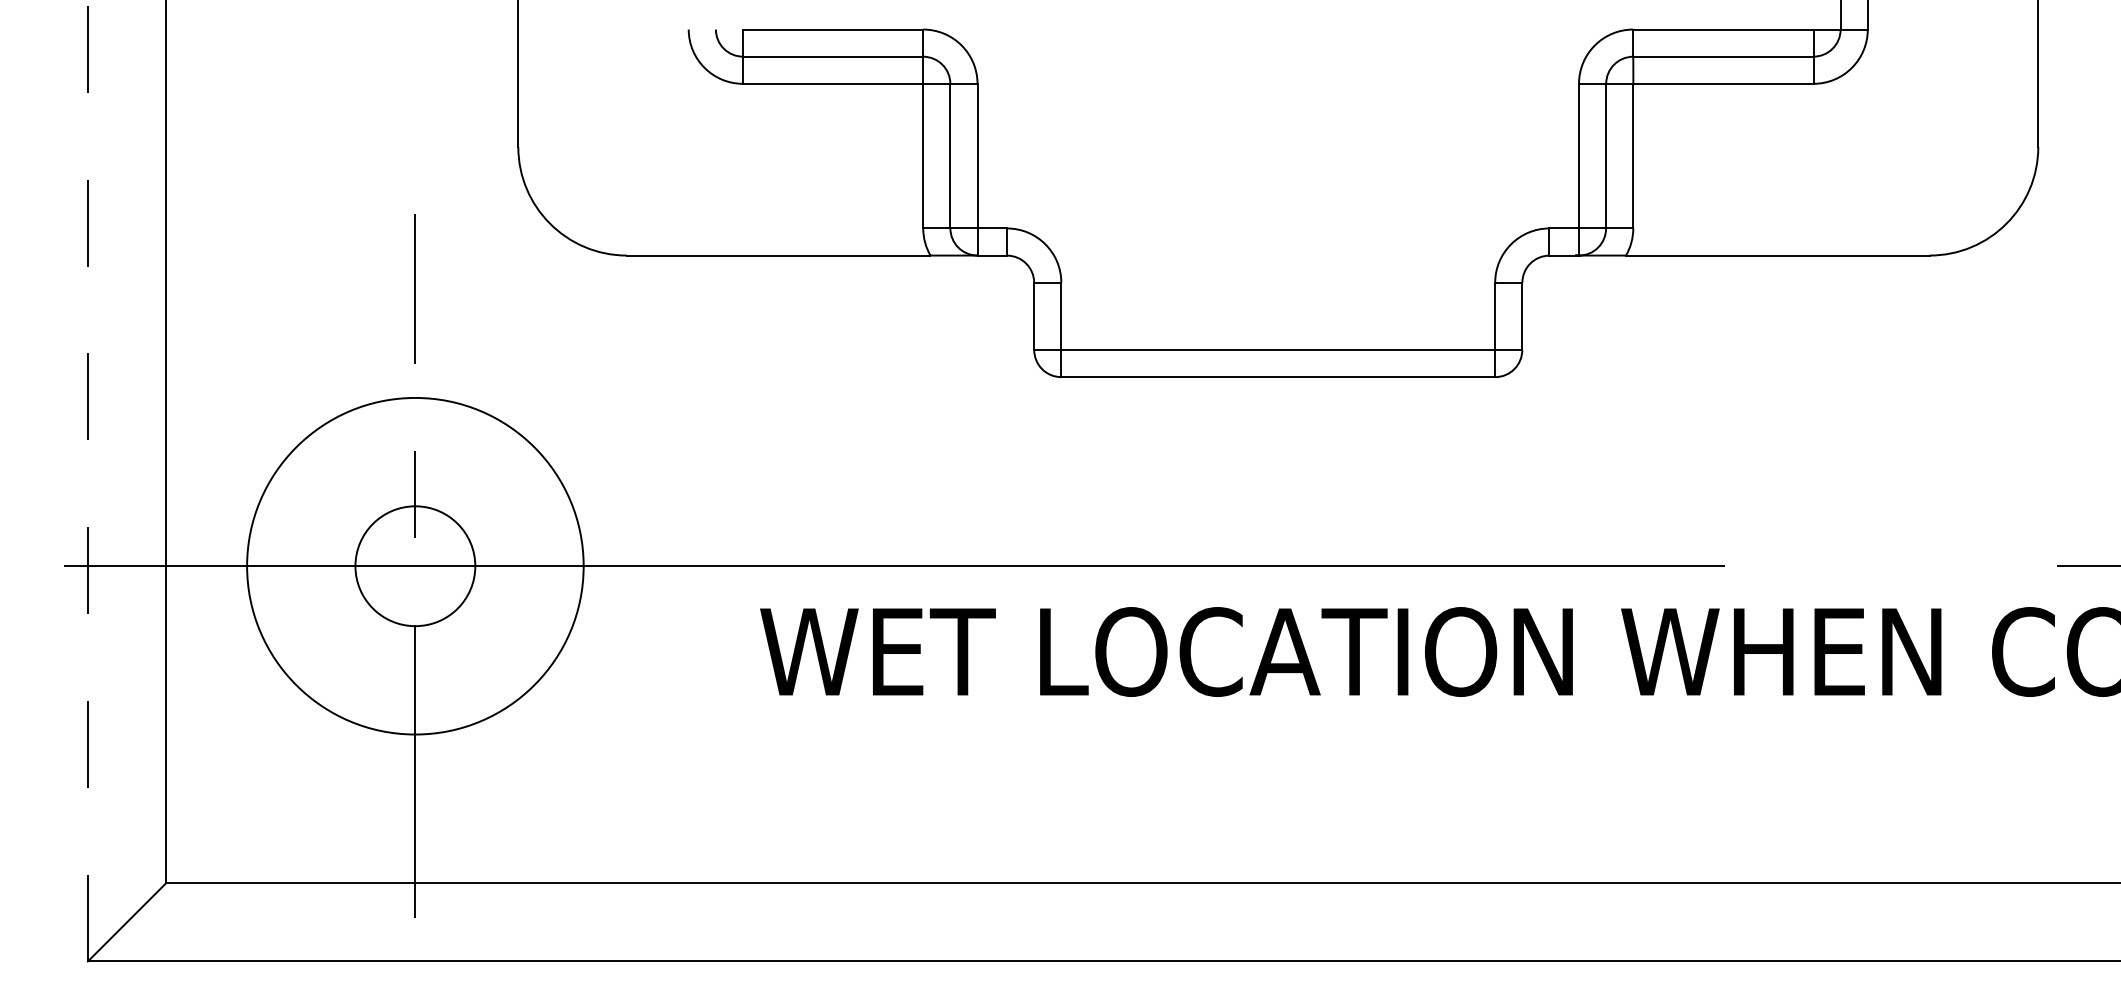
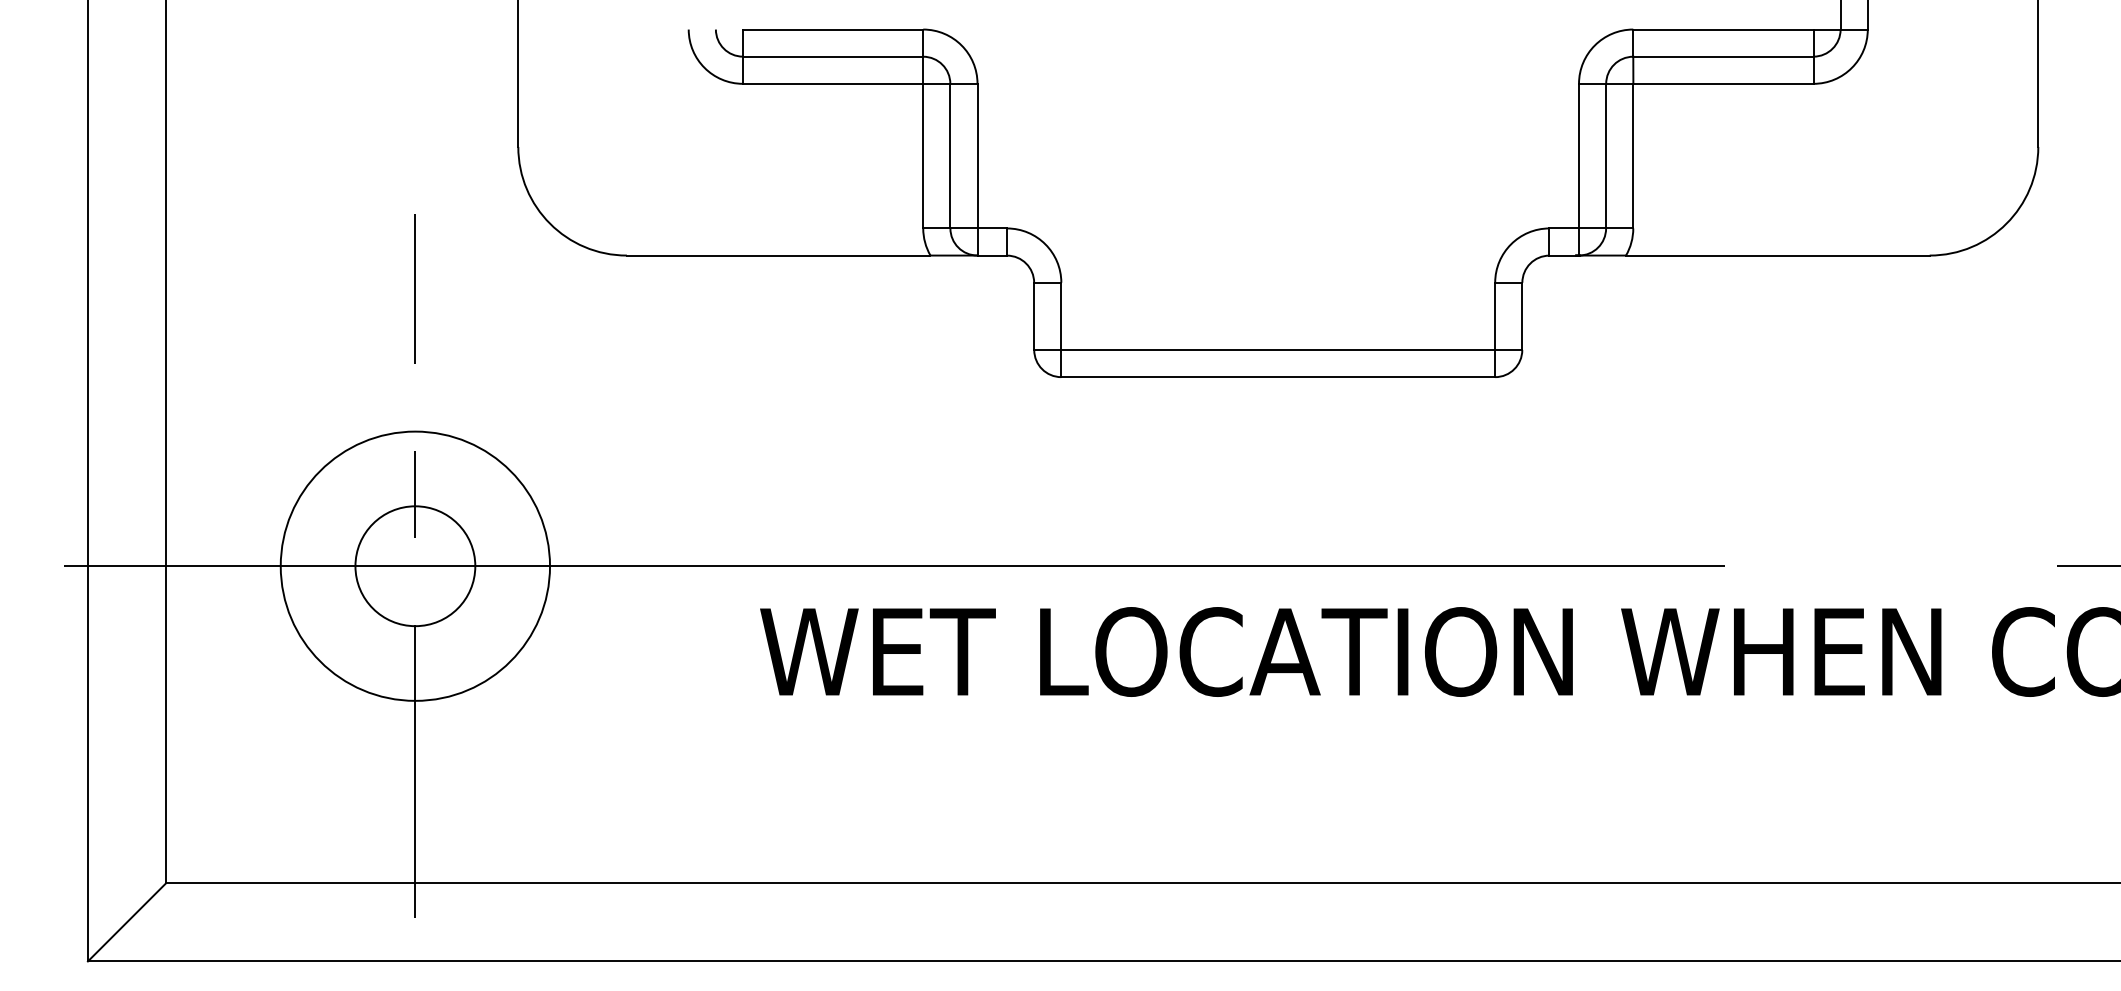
line: dashed -> solid (87, 480)
circle diameter: 337 px -> 269 px (415, 565)
